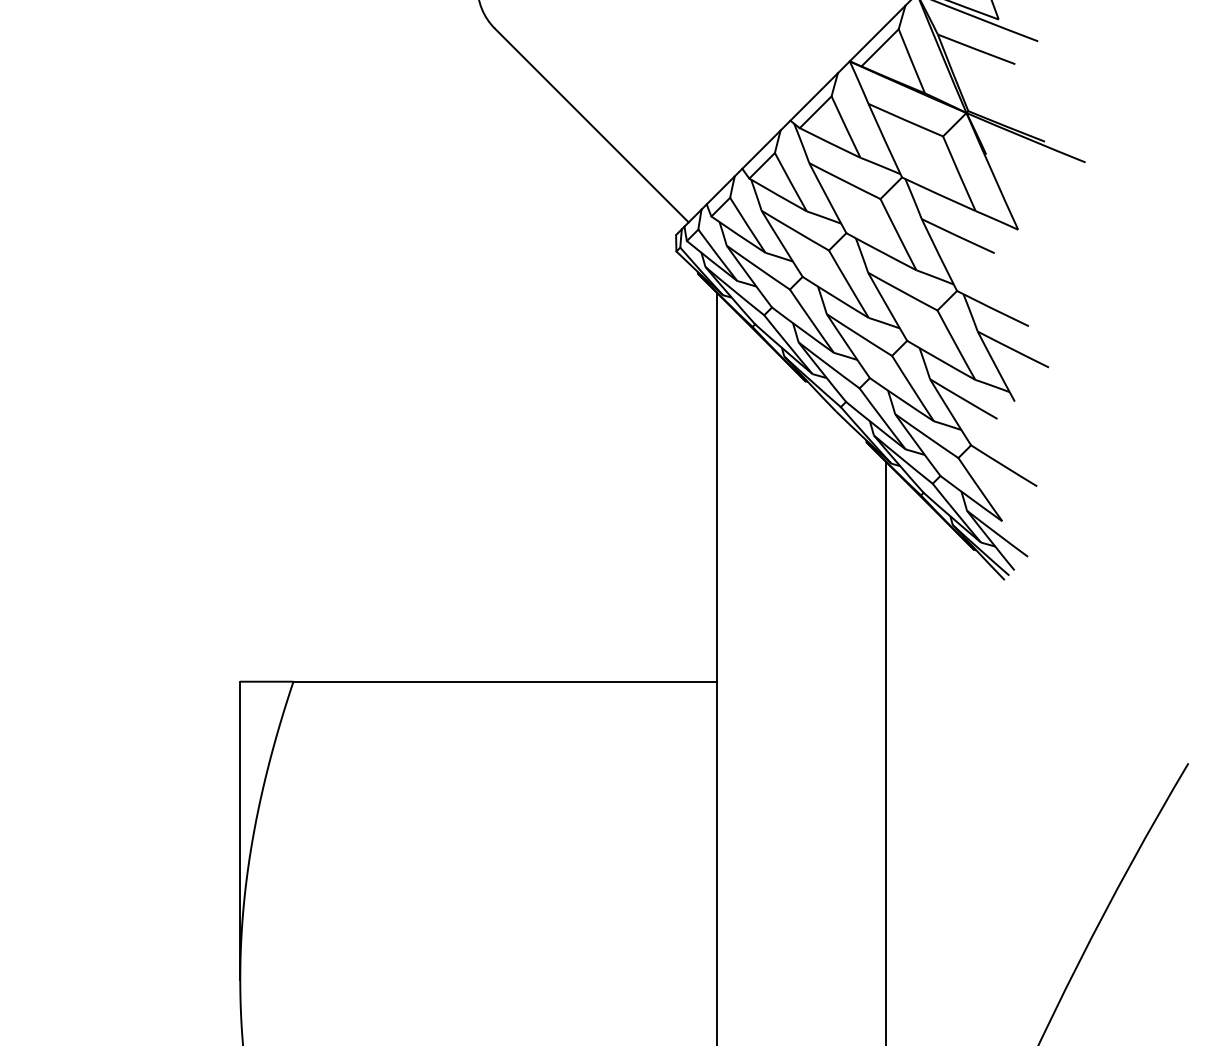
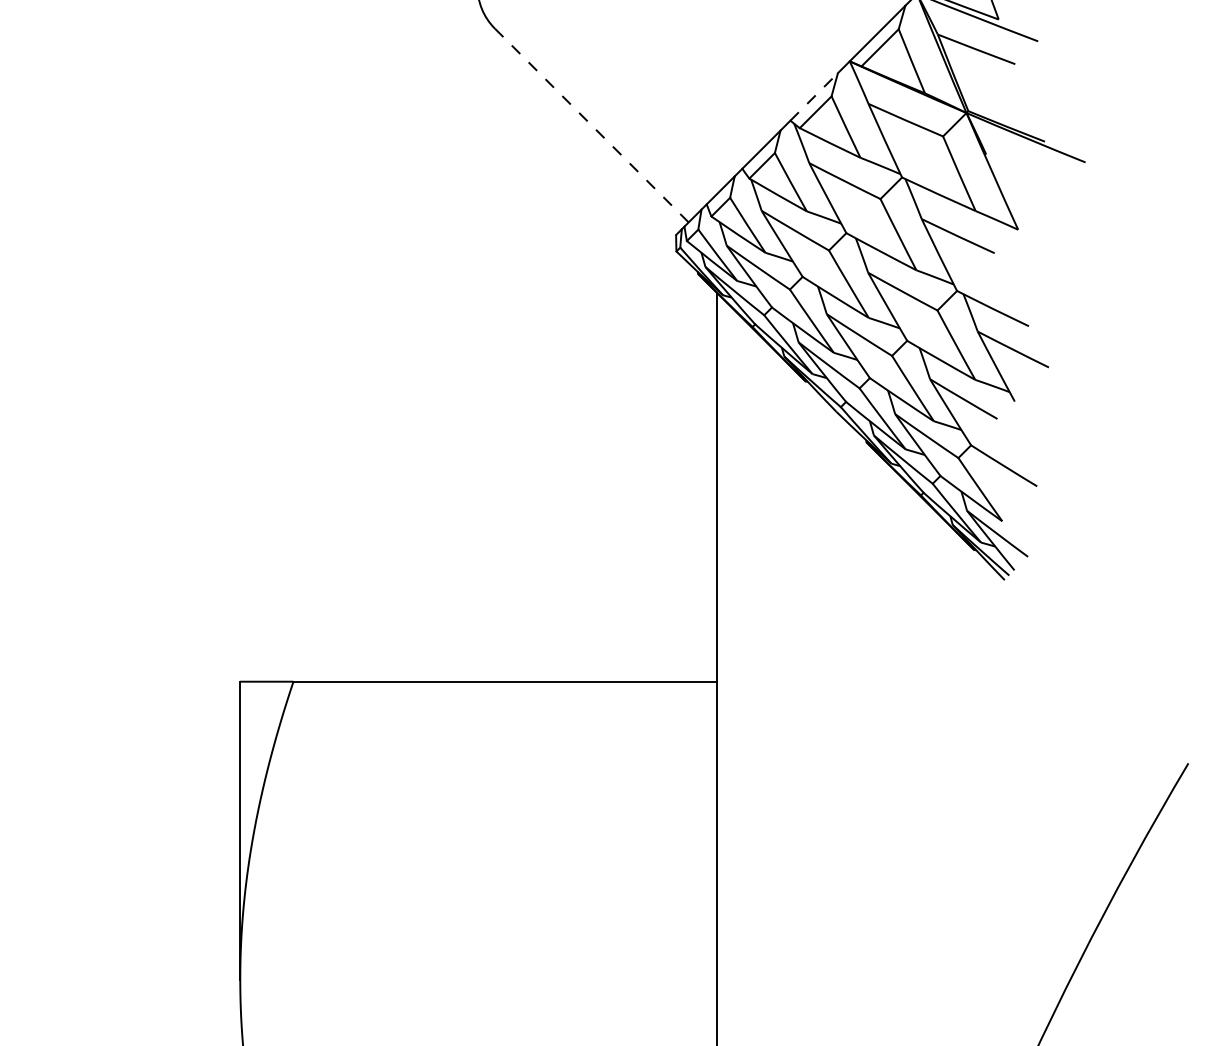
line: solid -> dashed (814, 96)
line: solid -> dashed (591, 125)
line: present -> none (886, 752)
